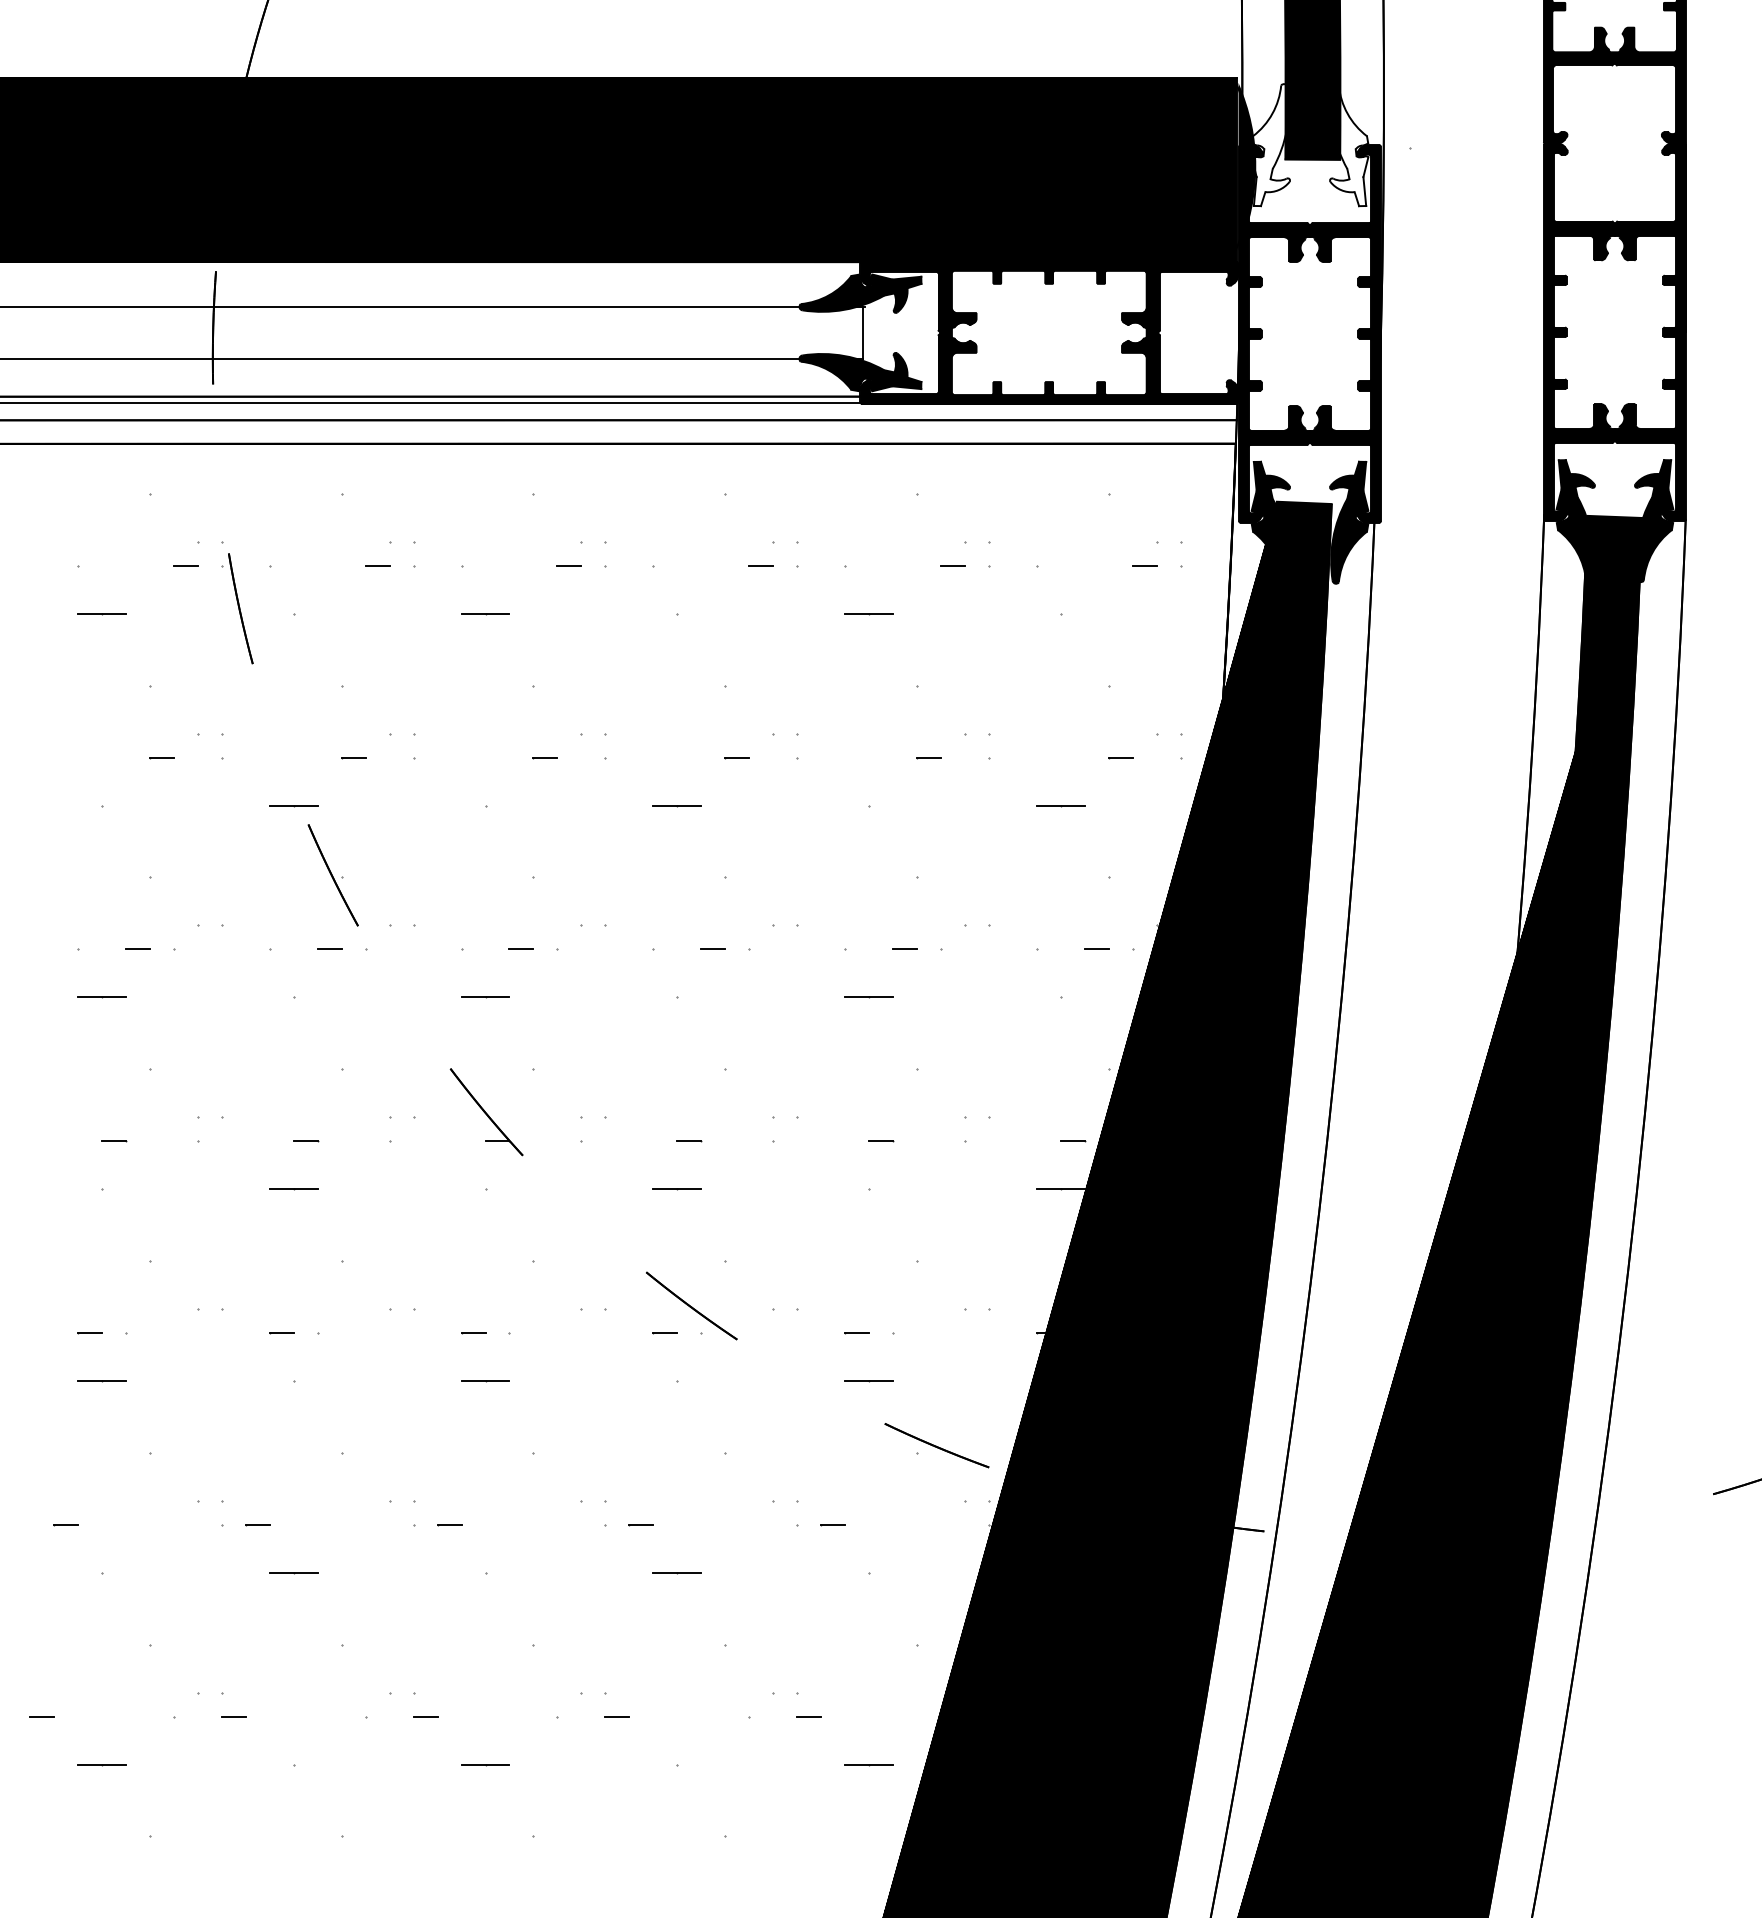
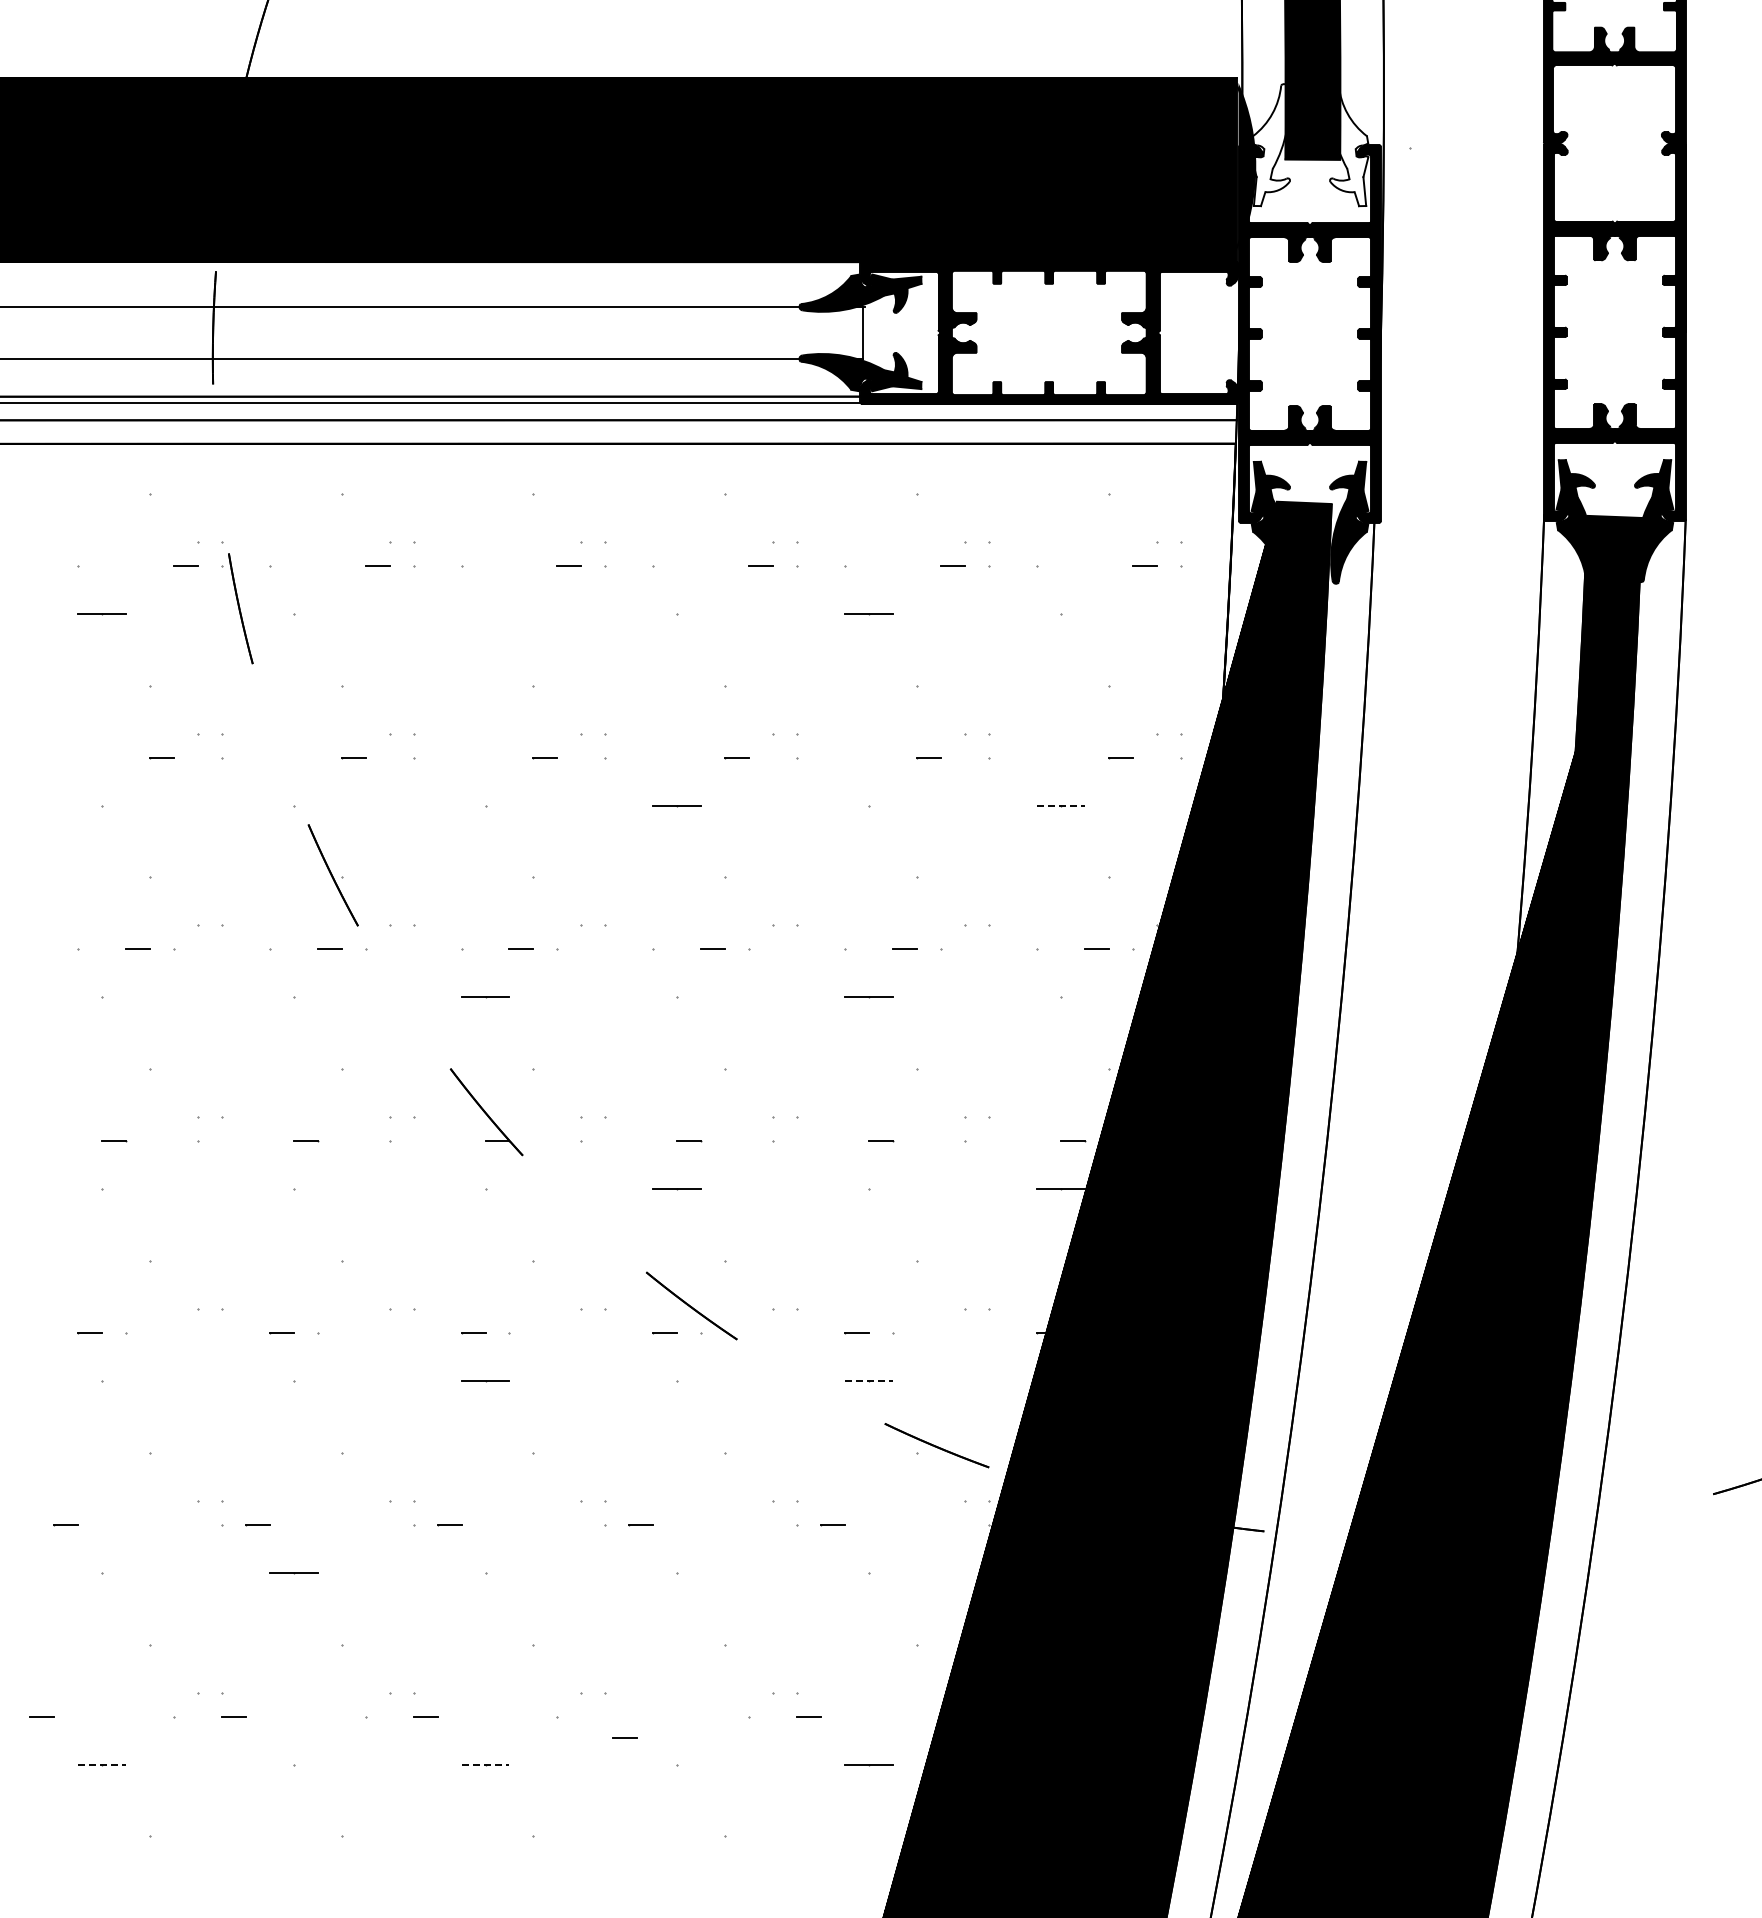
line: present -> none (485, 614)
line: present -> none (293, 805)
line: solid -> dashed (1060, 805)
line: present -> none (101, 997)
line: present -> none (293, 1189)
line: present -> none (101, 1380)
line: solid -> dashed (869, 1380)
line: present -> none (677, 1572)
line position: (616, 1716) -> (624, 1737) (624, 1737)
line: solid -> dashed (101, 1764)
line: solid -> dashed (485, 1764)
